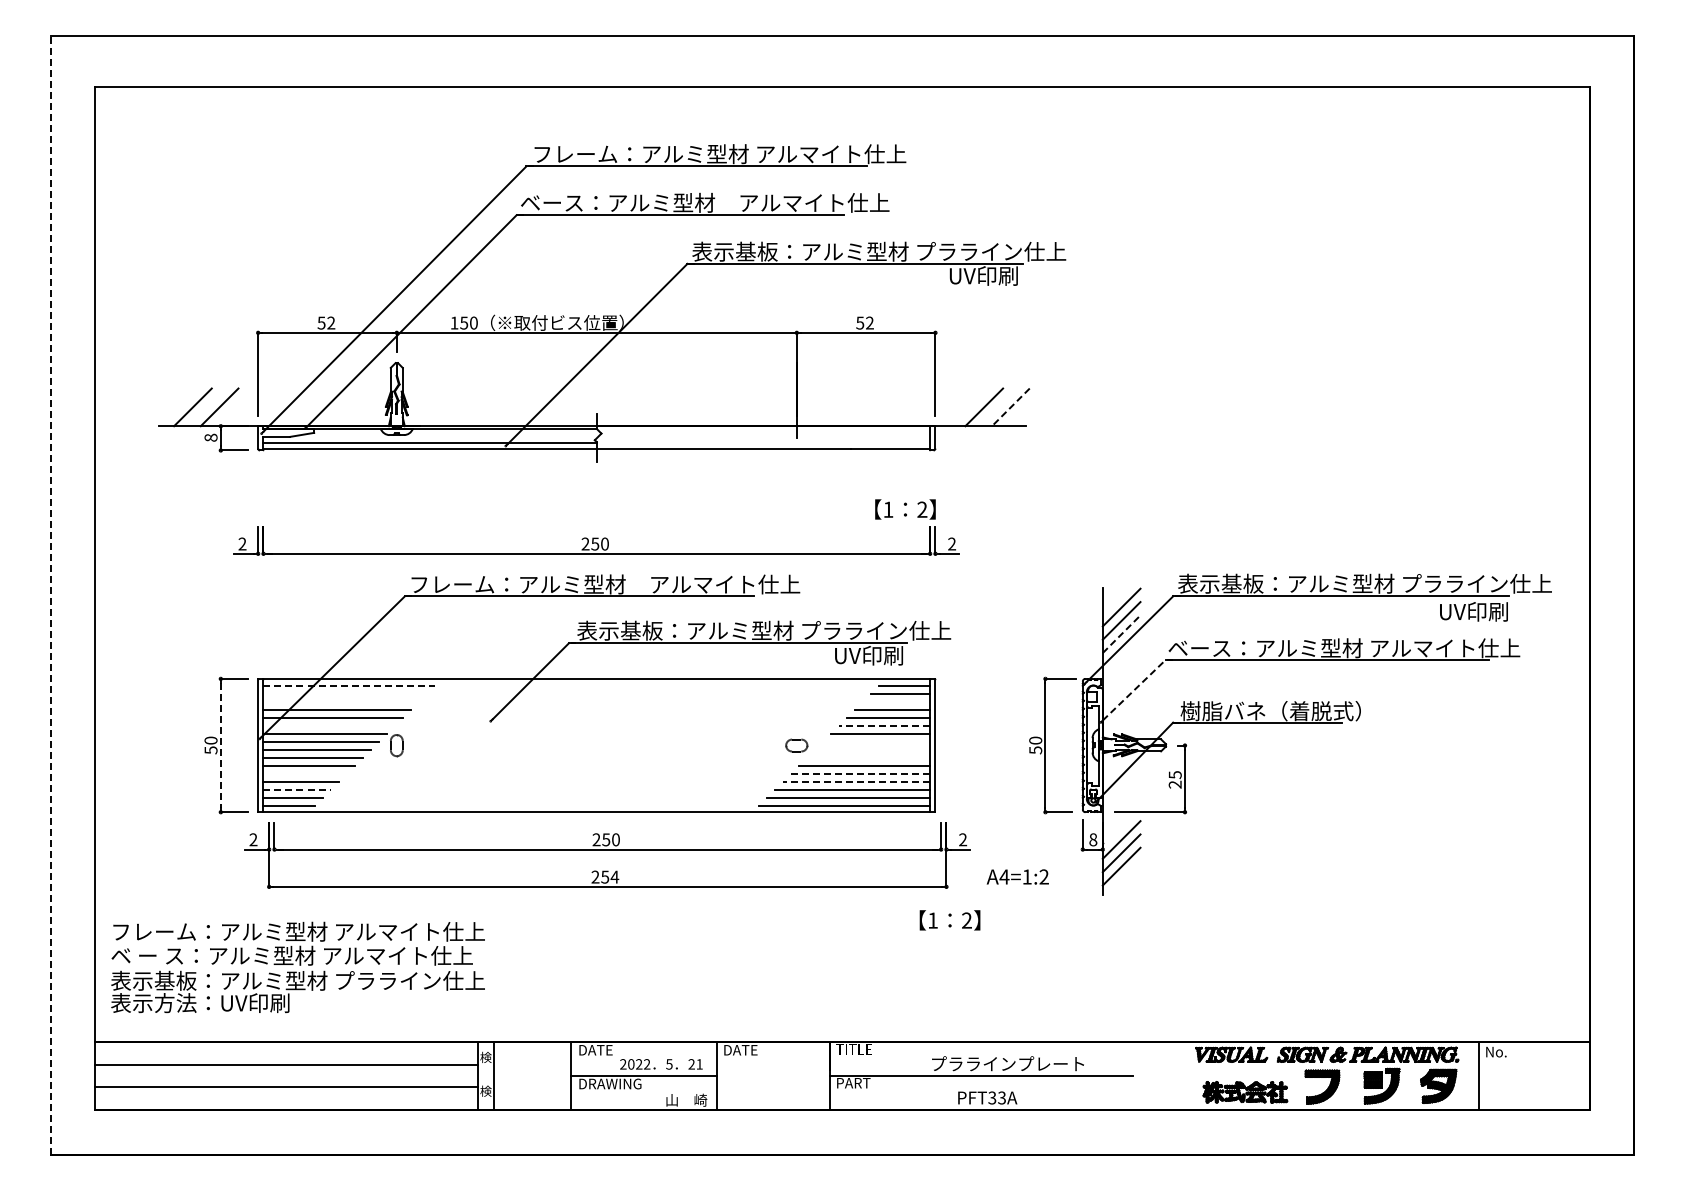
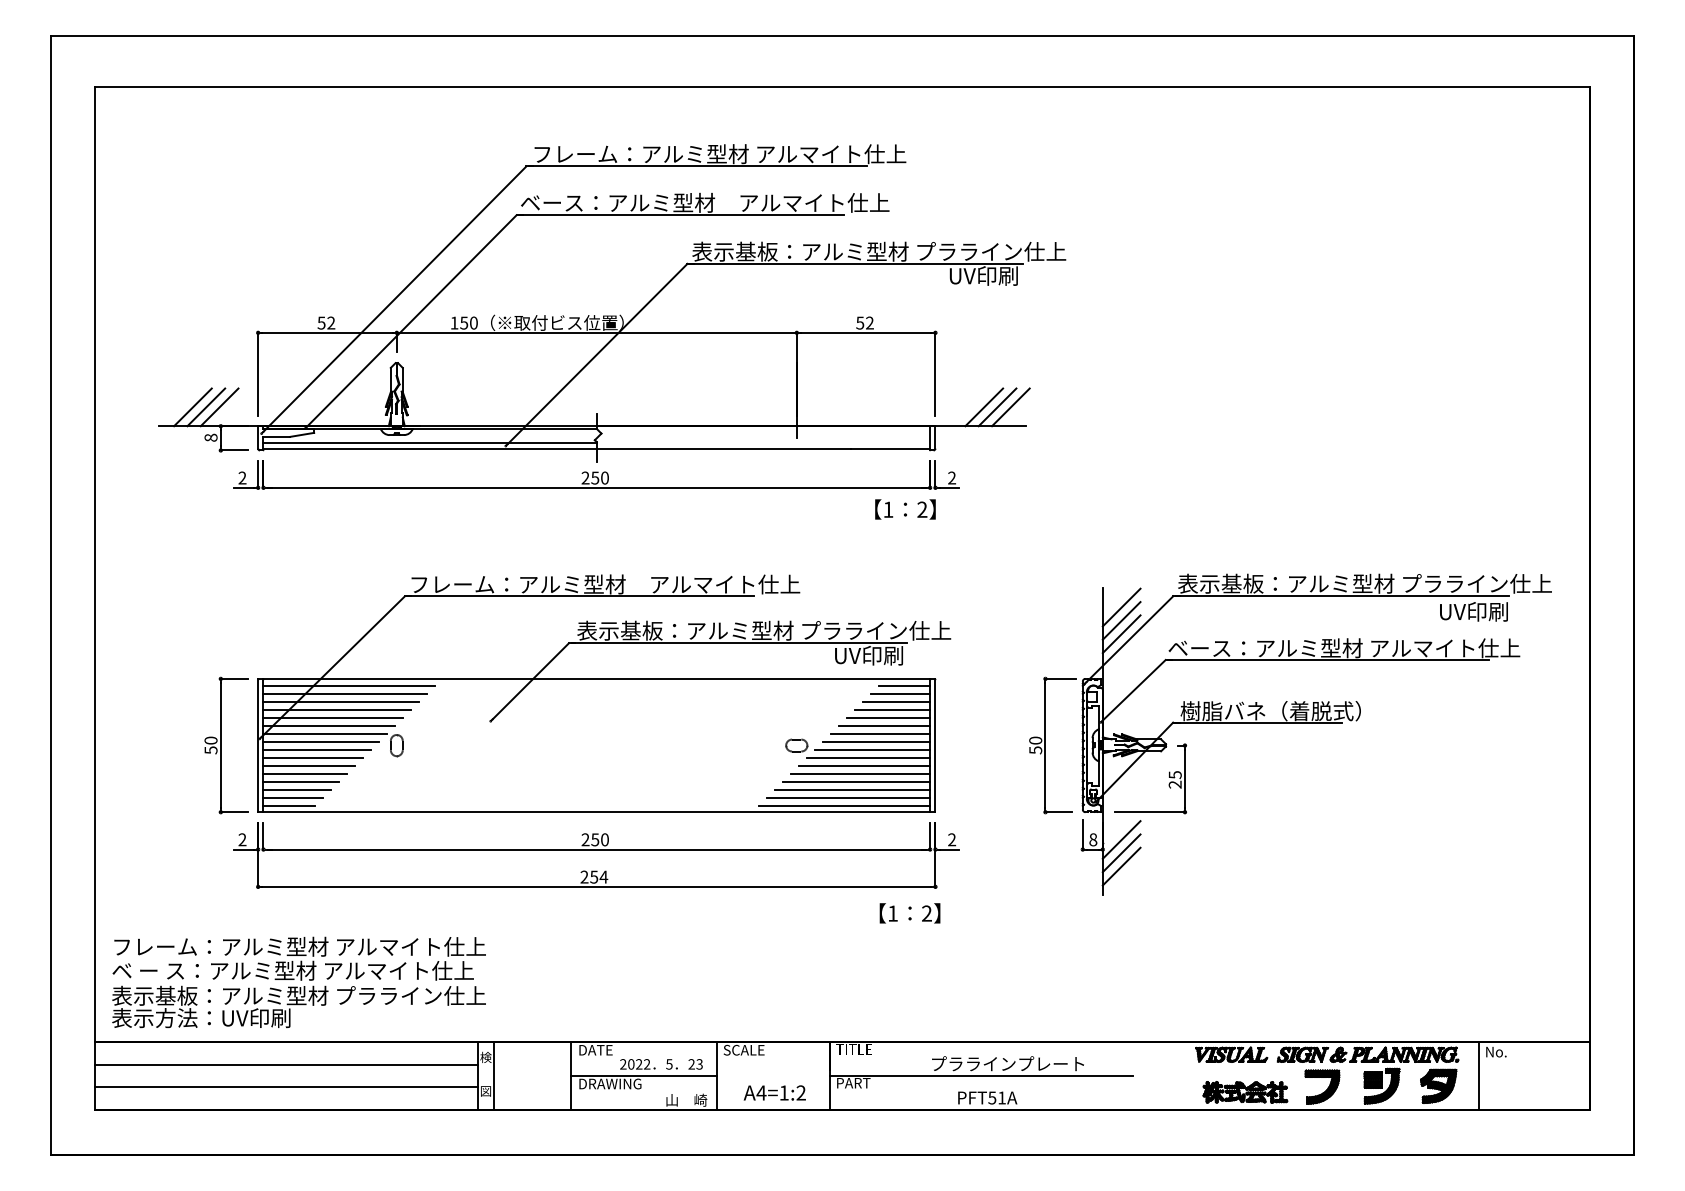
line: none -> present (206, 407)
line: none -> present (997, 407)
line: dashed -> solid (1010, 407)
part position: (596, 540) -> (596, 474) (596, 474)
line: dashed -> solid (50, 595)
line: dashed -> solid (1121, 634)
line: dashed -> solid (349, 686)
line: dashed -> solid (1134, 690)
line: none -> present (344, 694)
line: none -> present (896, 701)
line: none -> present (340, 702)
line: dashed -> solid (884, 725)
line: none -> present (328, 726)
line: none -> present (876, 741)
line: dashed -> solid (220, 746)
line: none -> present (872, 749)
line: none -> present (868, 757)
line: dashed -> solid (860, 773)
line: none -> present (304, 774)
line: dashed -> solid (856, 781)
line: dashed -> solid (297, 790)
part position: (607, 855) -> (596, 855) (596, 855)
text position: (1017, 876) -> (774, 1092) (774, 1092)
text position: (949, 920) -> (909, 913) (909, 913)
text position: (297, 967) -> (298, 982) (298, 982)
text: DATE -> SCALE (743, 1049)
text: 21 -> 23 (699, 1064)
text: 検 -> 図 (485, 1090)
text: PFT33A -> PFT51A (996, 1097)
